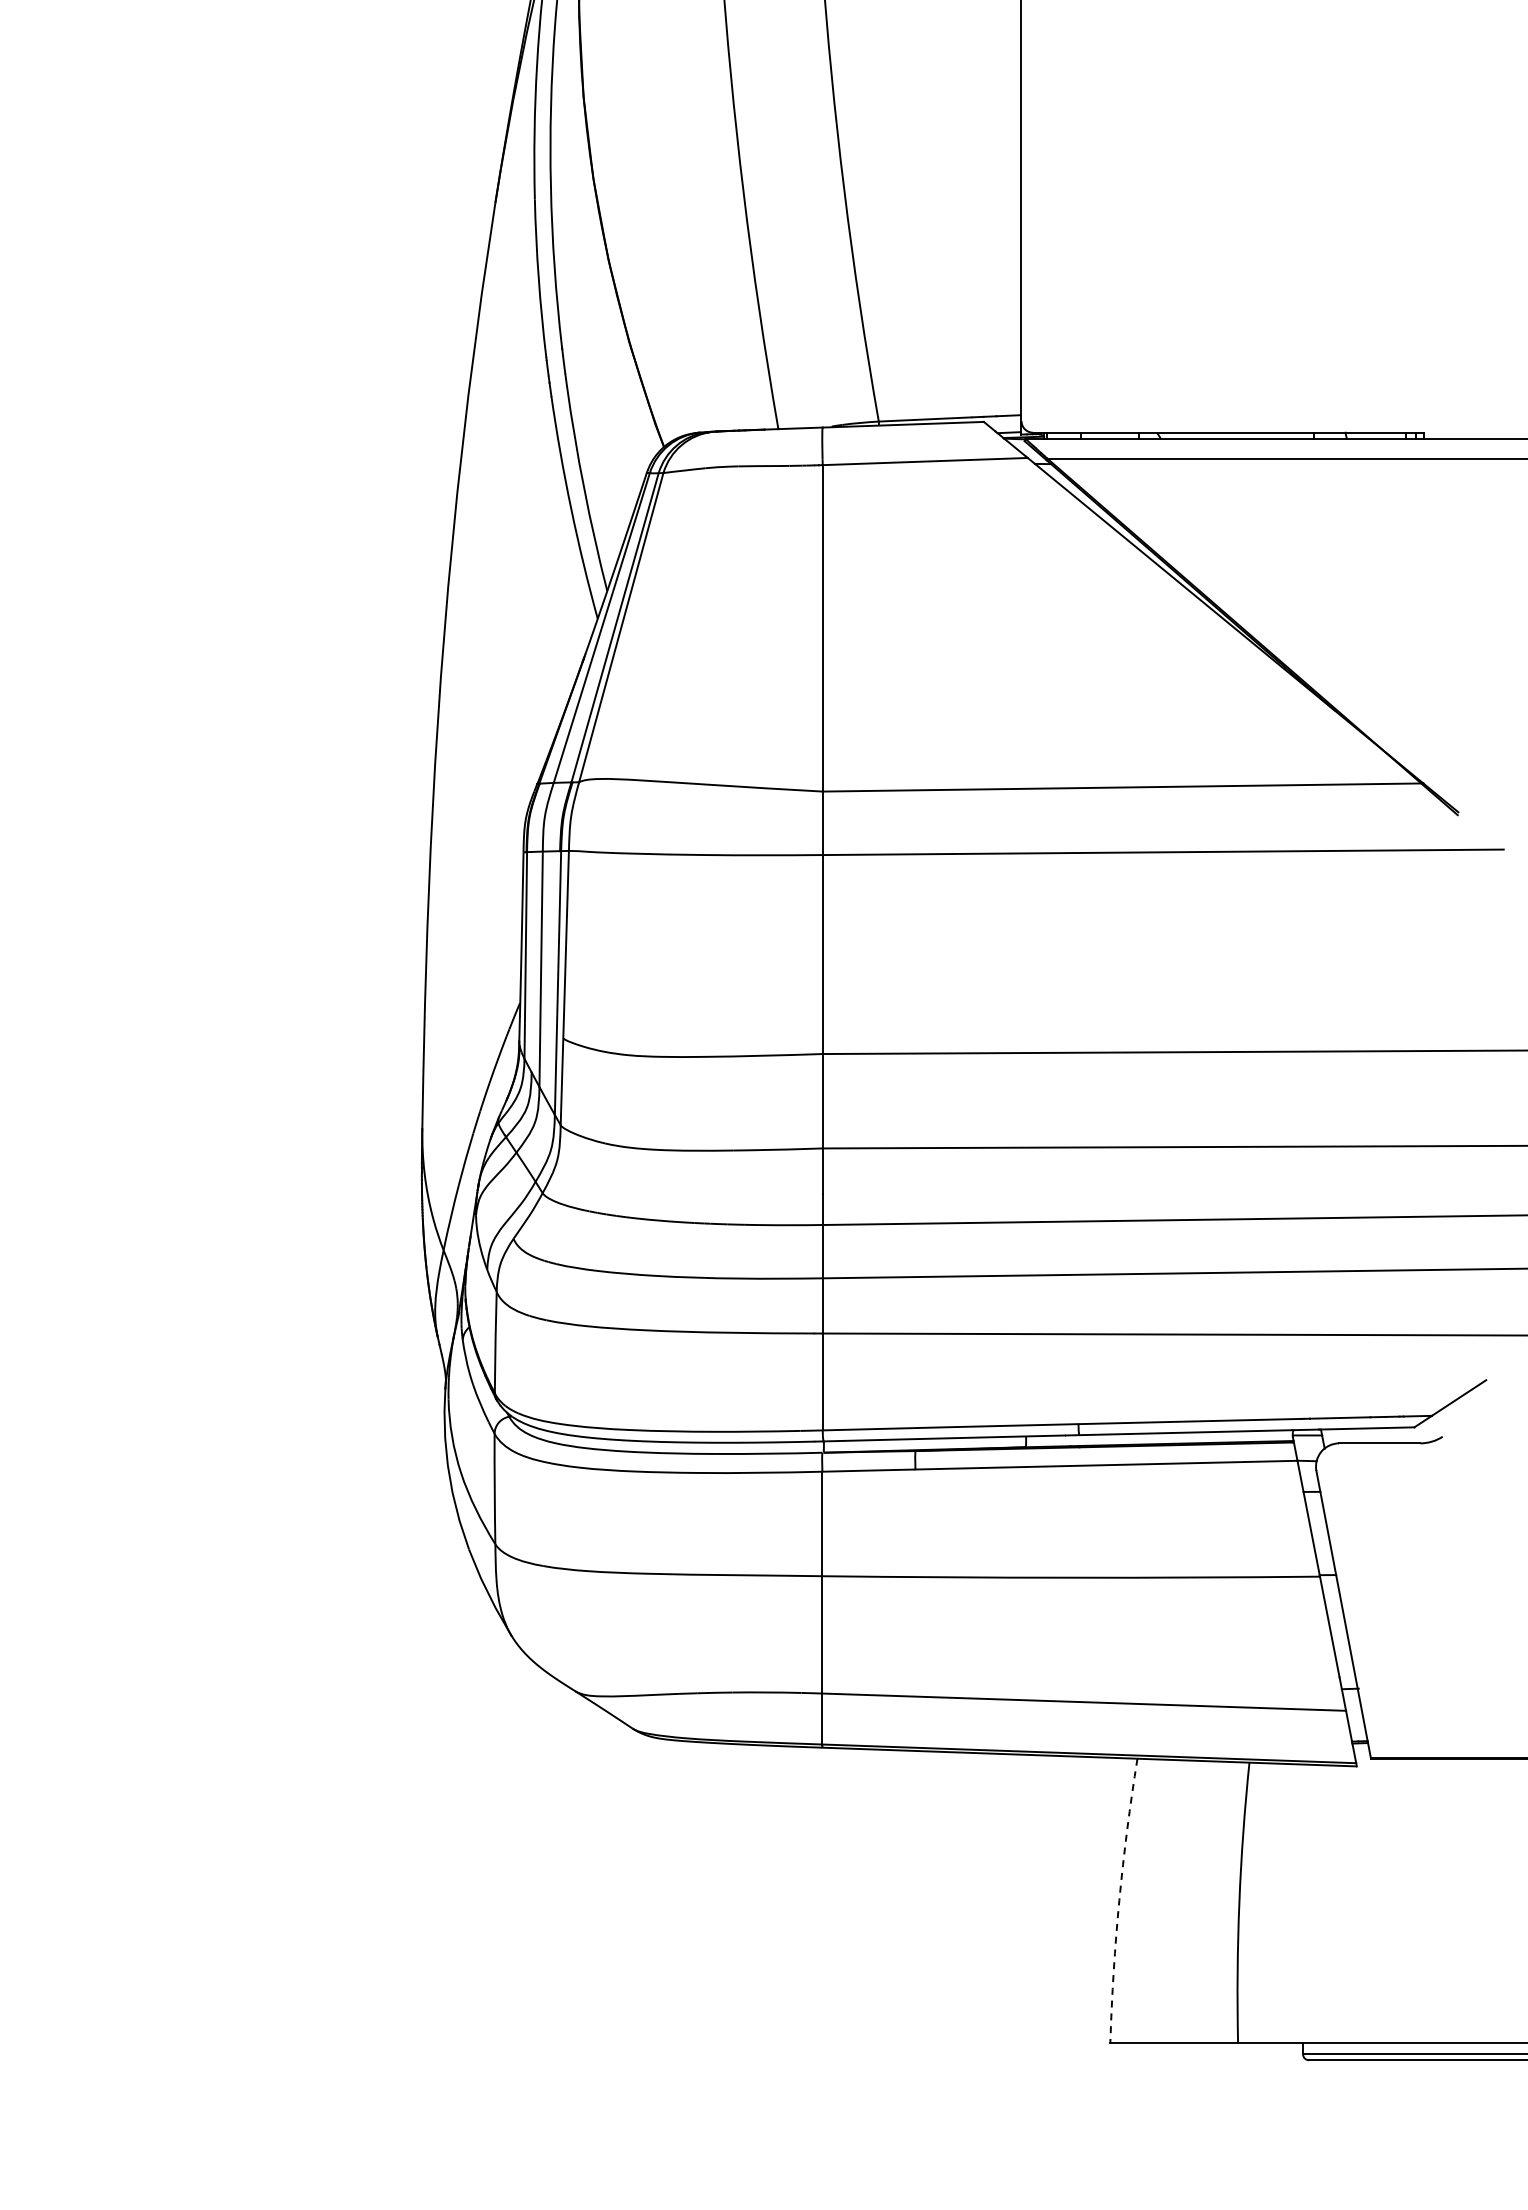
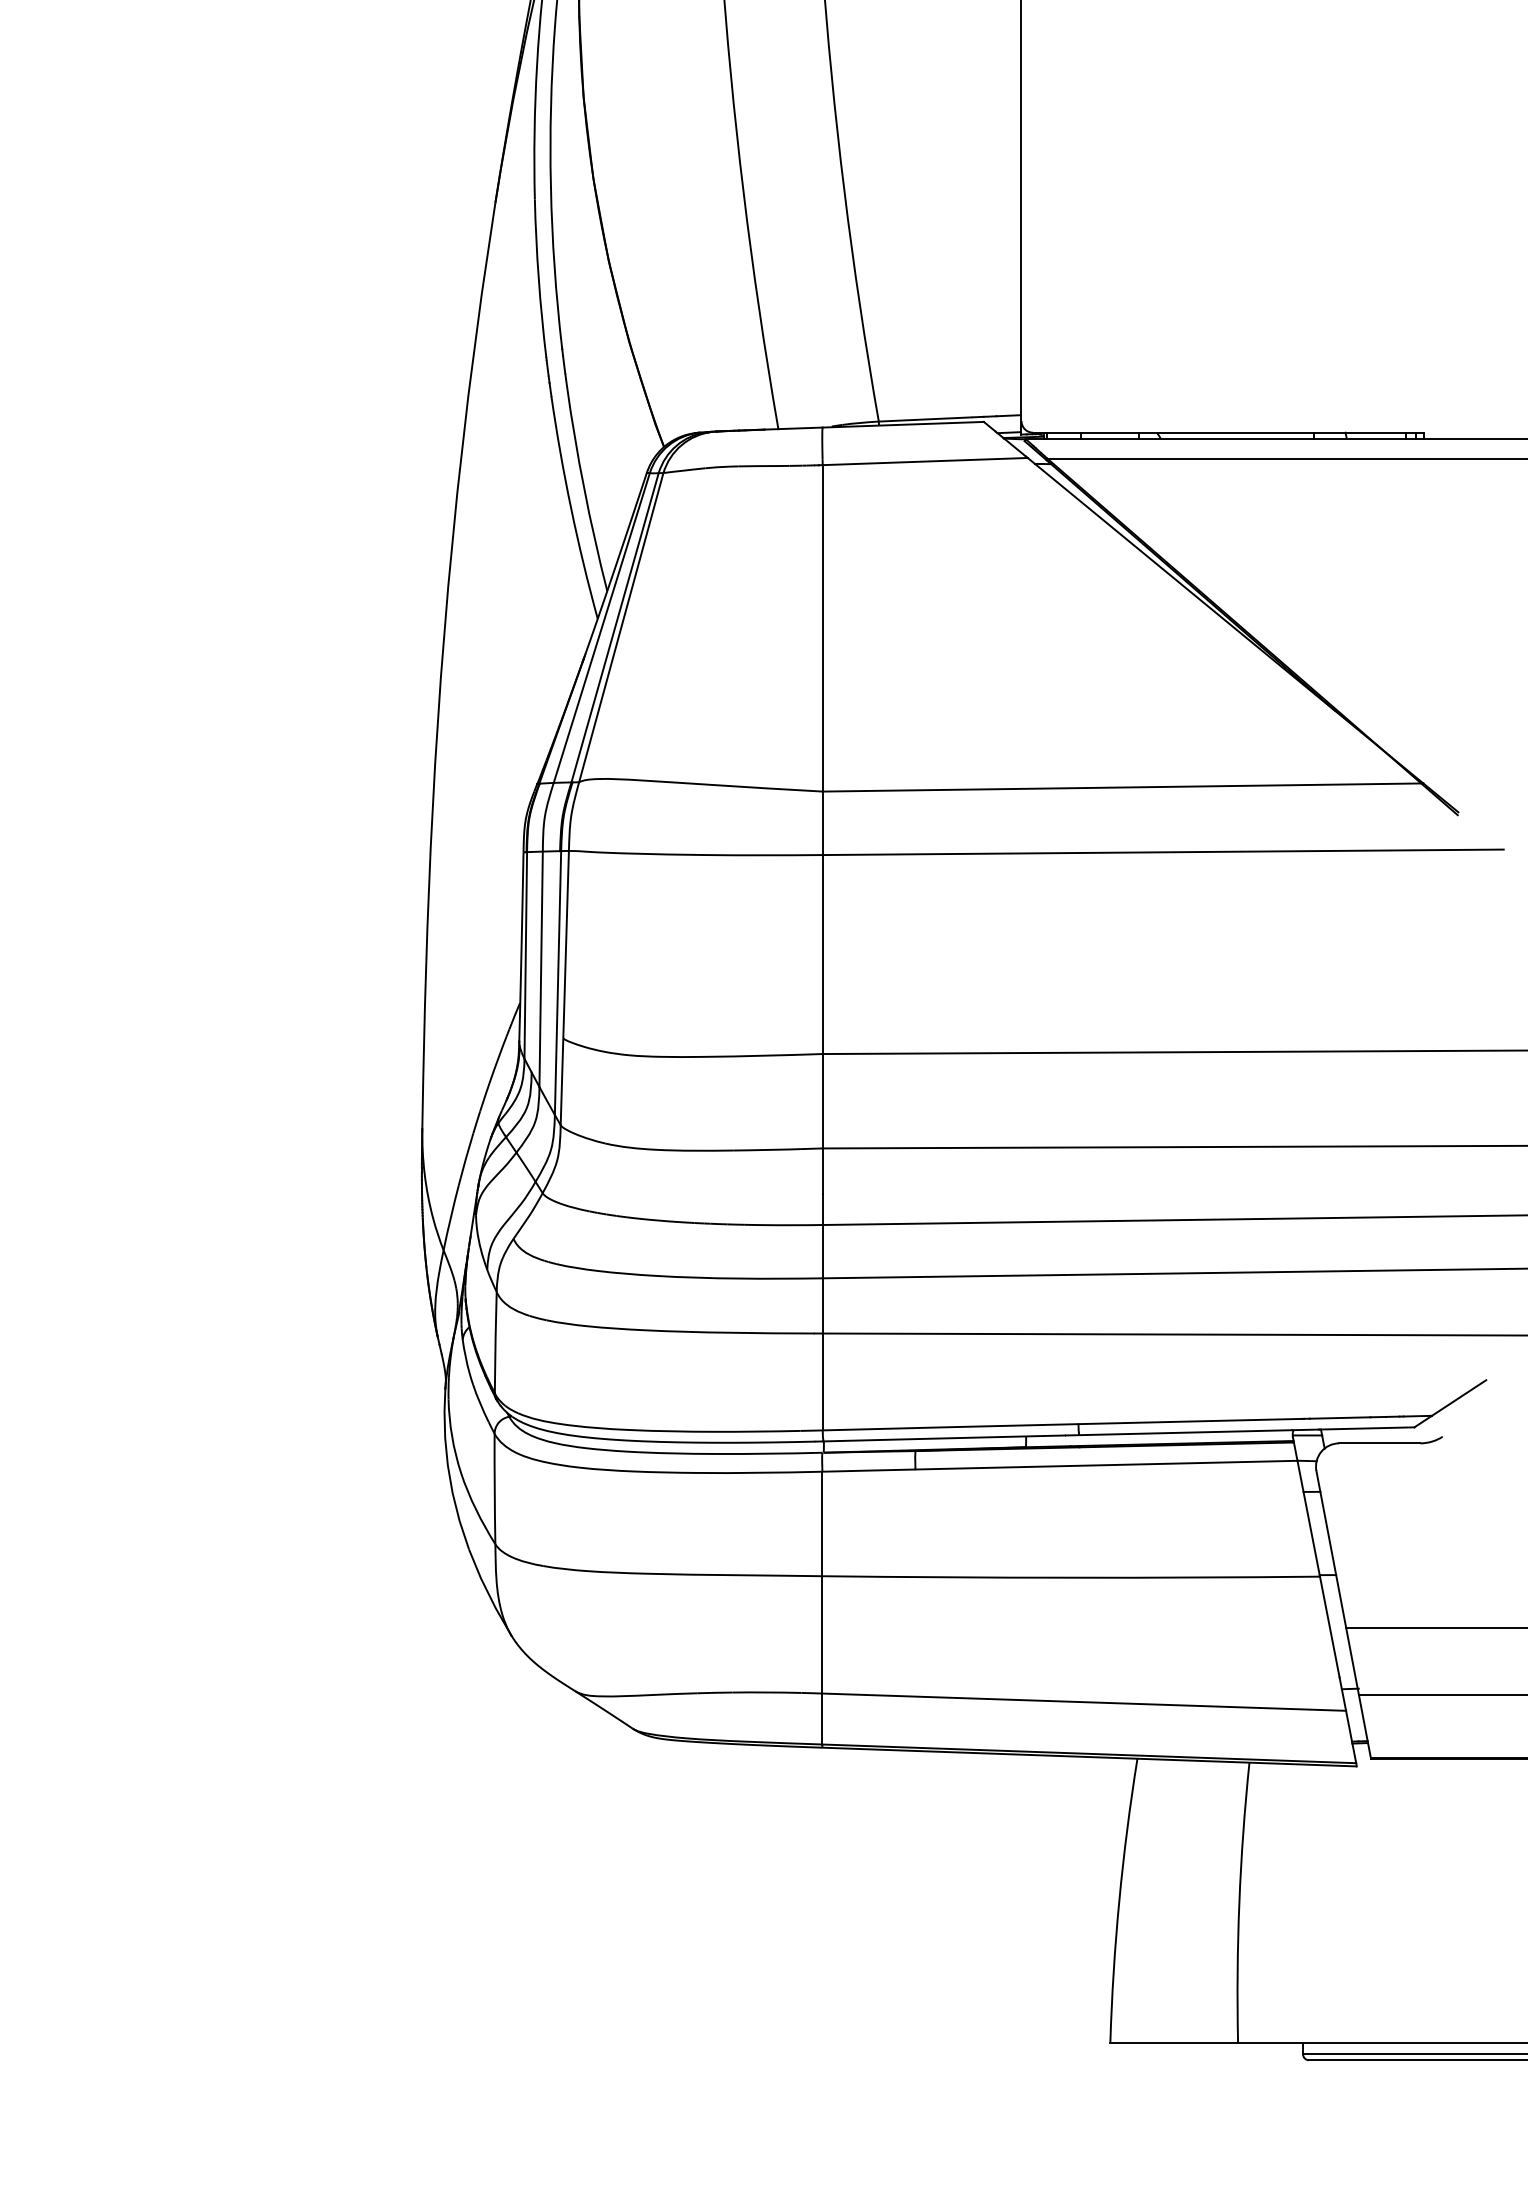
line: none -> present (1435, 1628)
line: none -> present (1441, 1695)
arc: dashed -> solid (1119, 1900)
